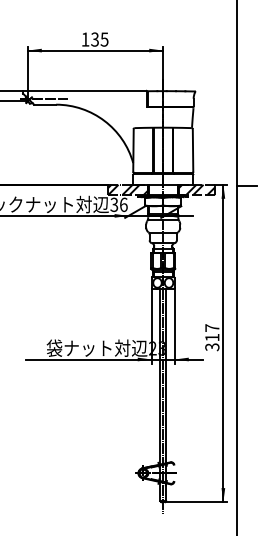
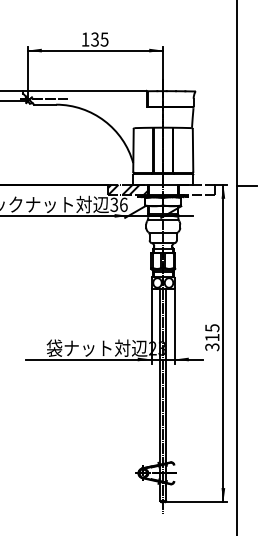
hatch: present -> none (196, 189)
text: 317 -> 315 (212, 328)
